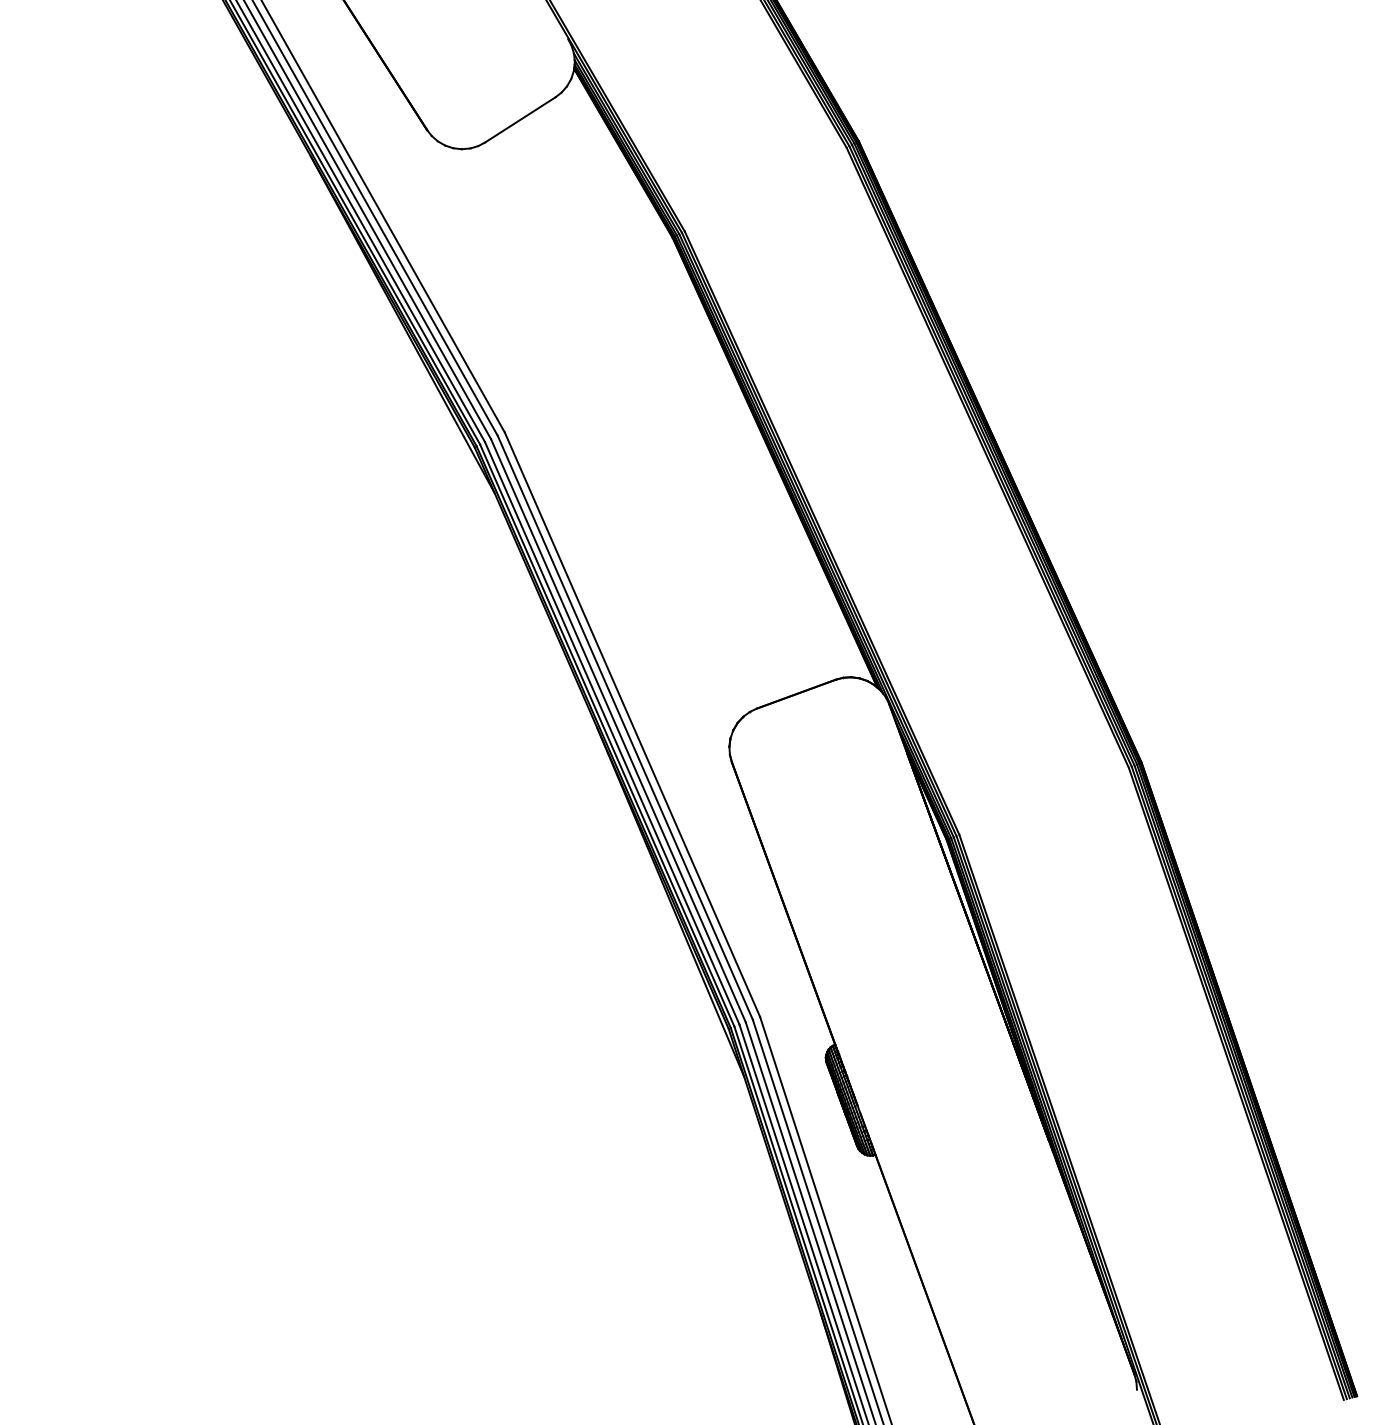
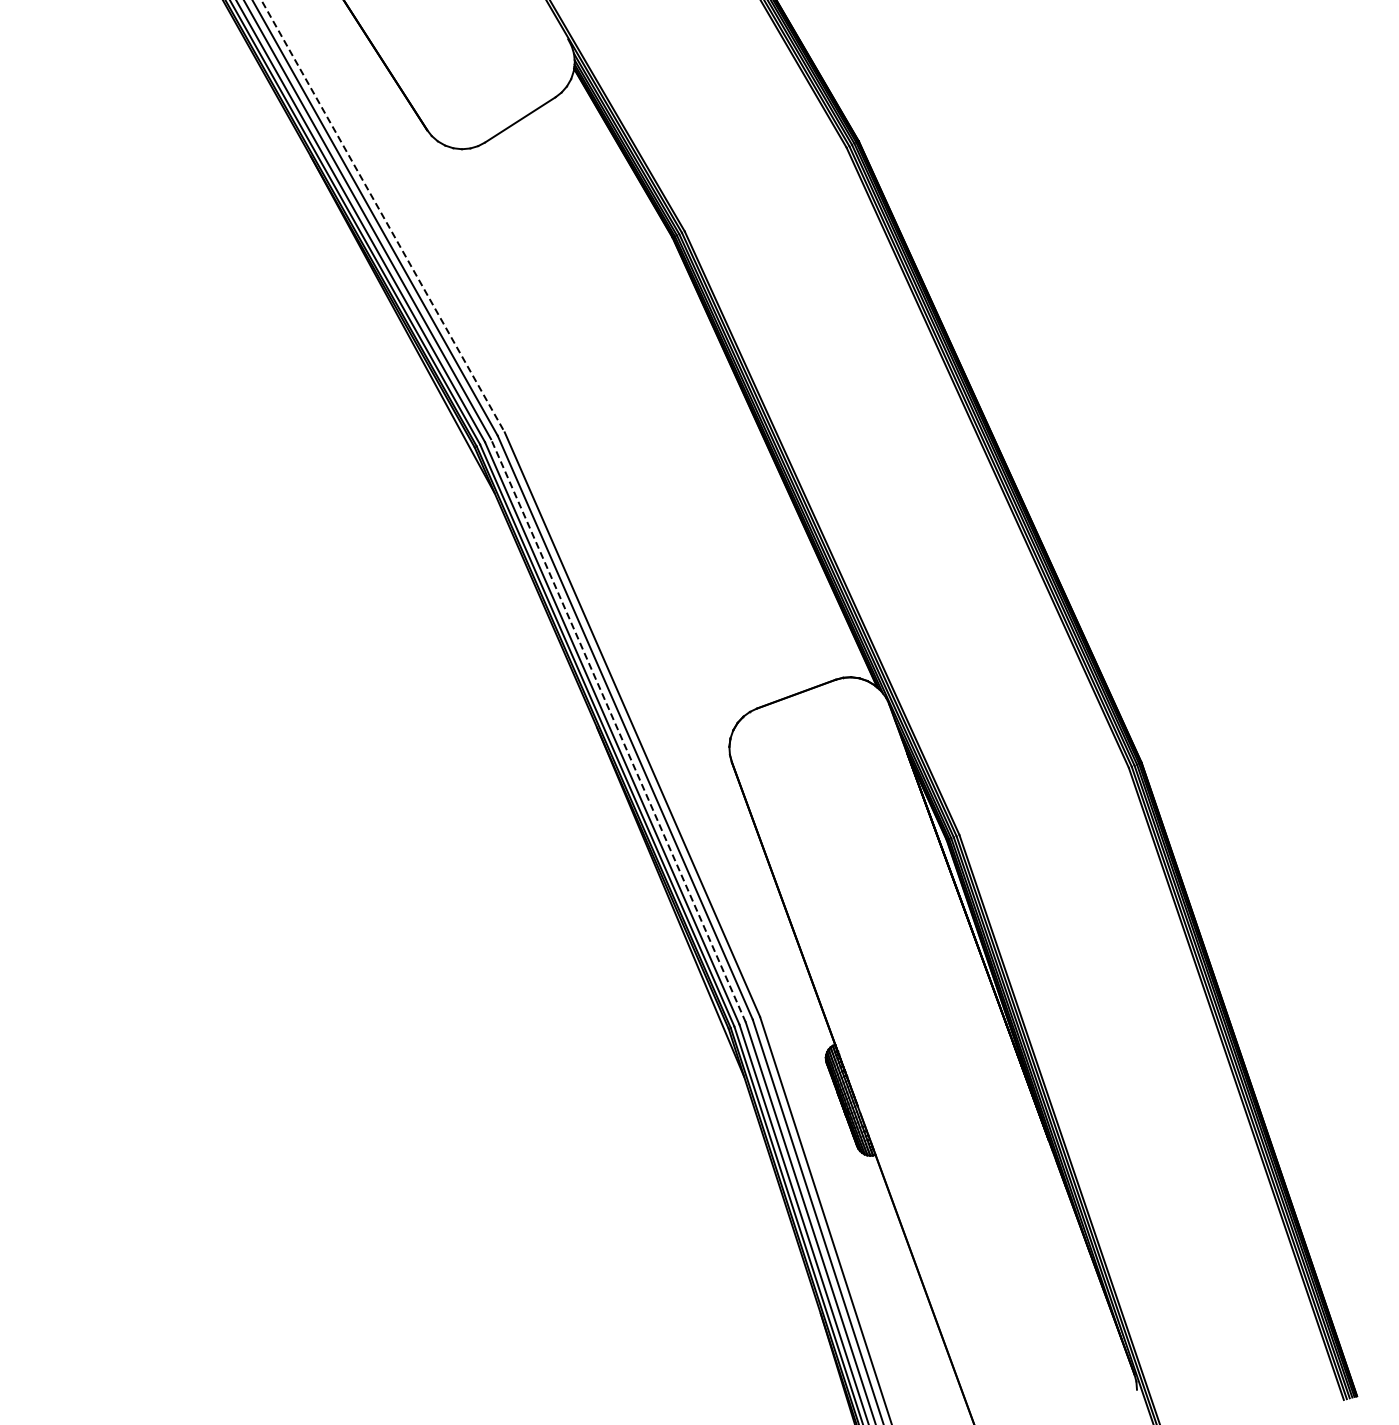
line: solid -> dashed (383, 216)
line: solid -> dashed (618, 730)
